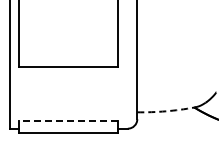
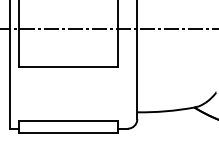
line: none -> present (108, 29)
arc: dashed -> solid (165, 111)
line: dashed -> solid (68, 121)
